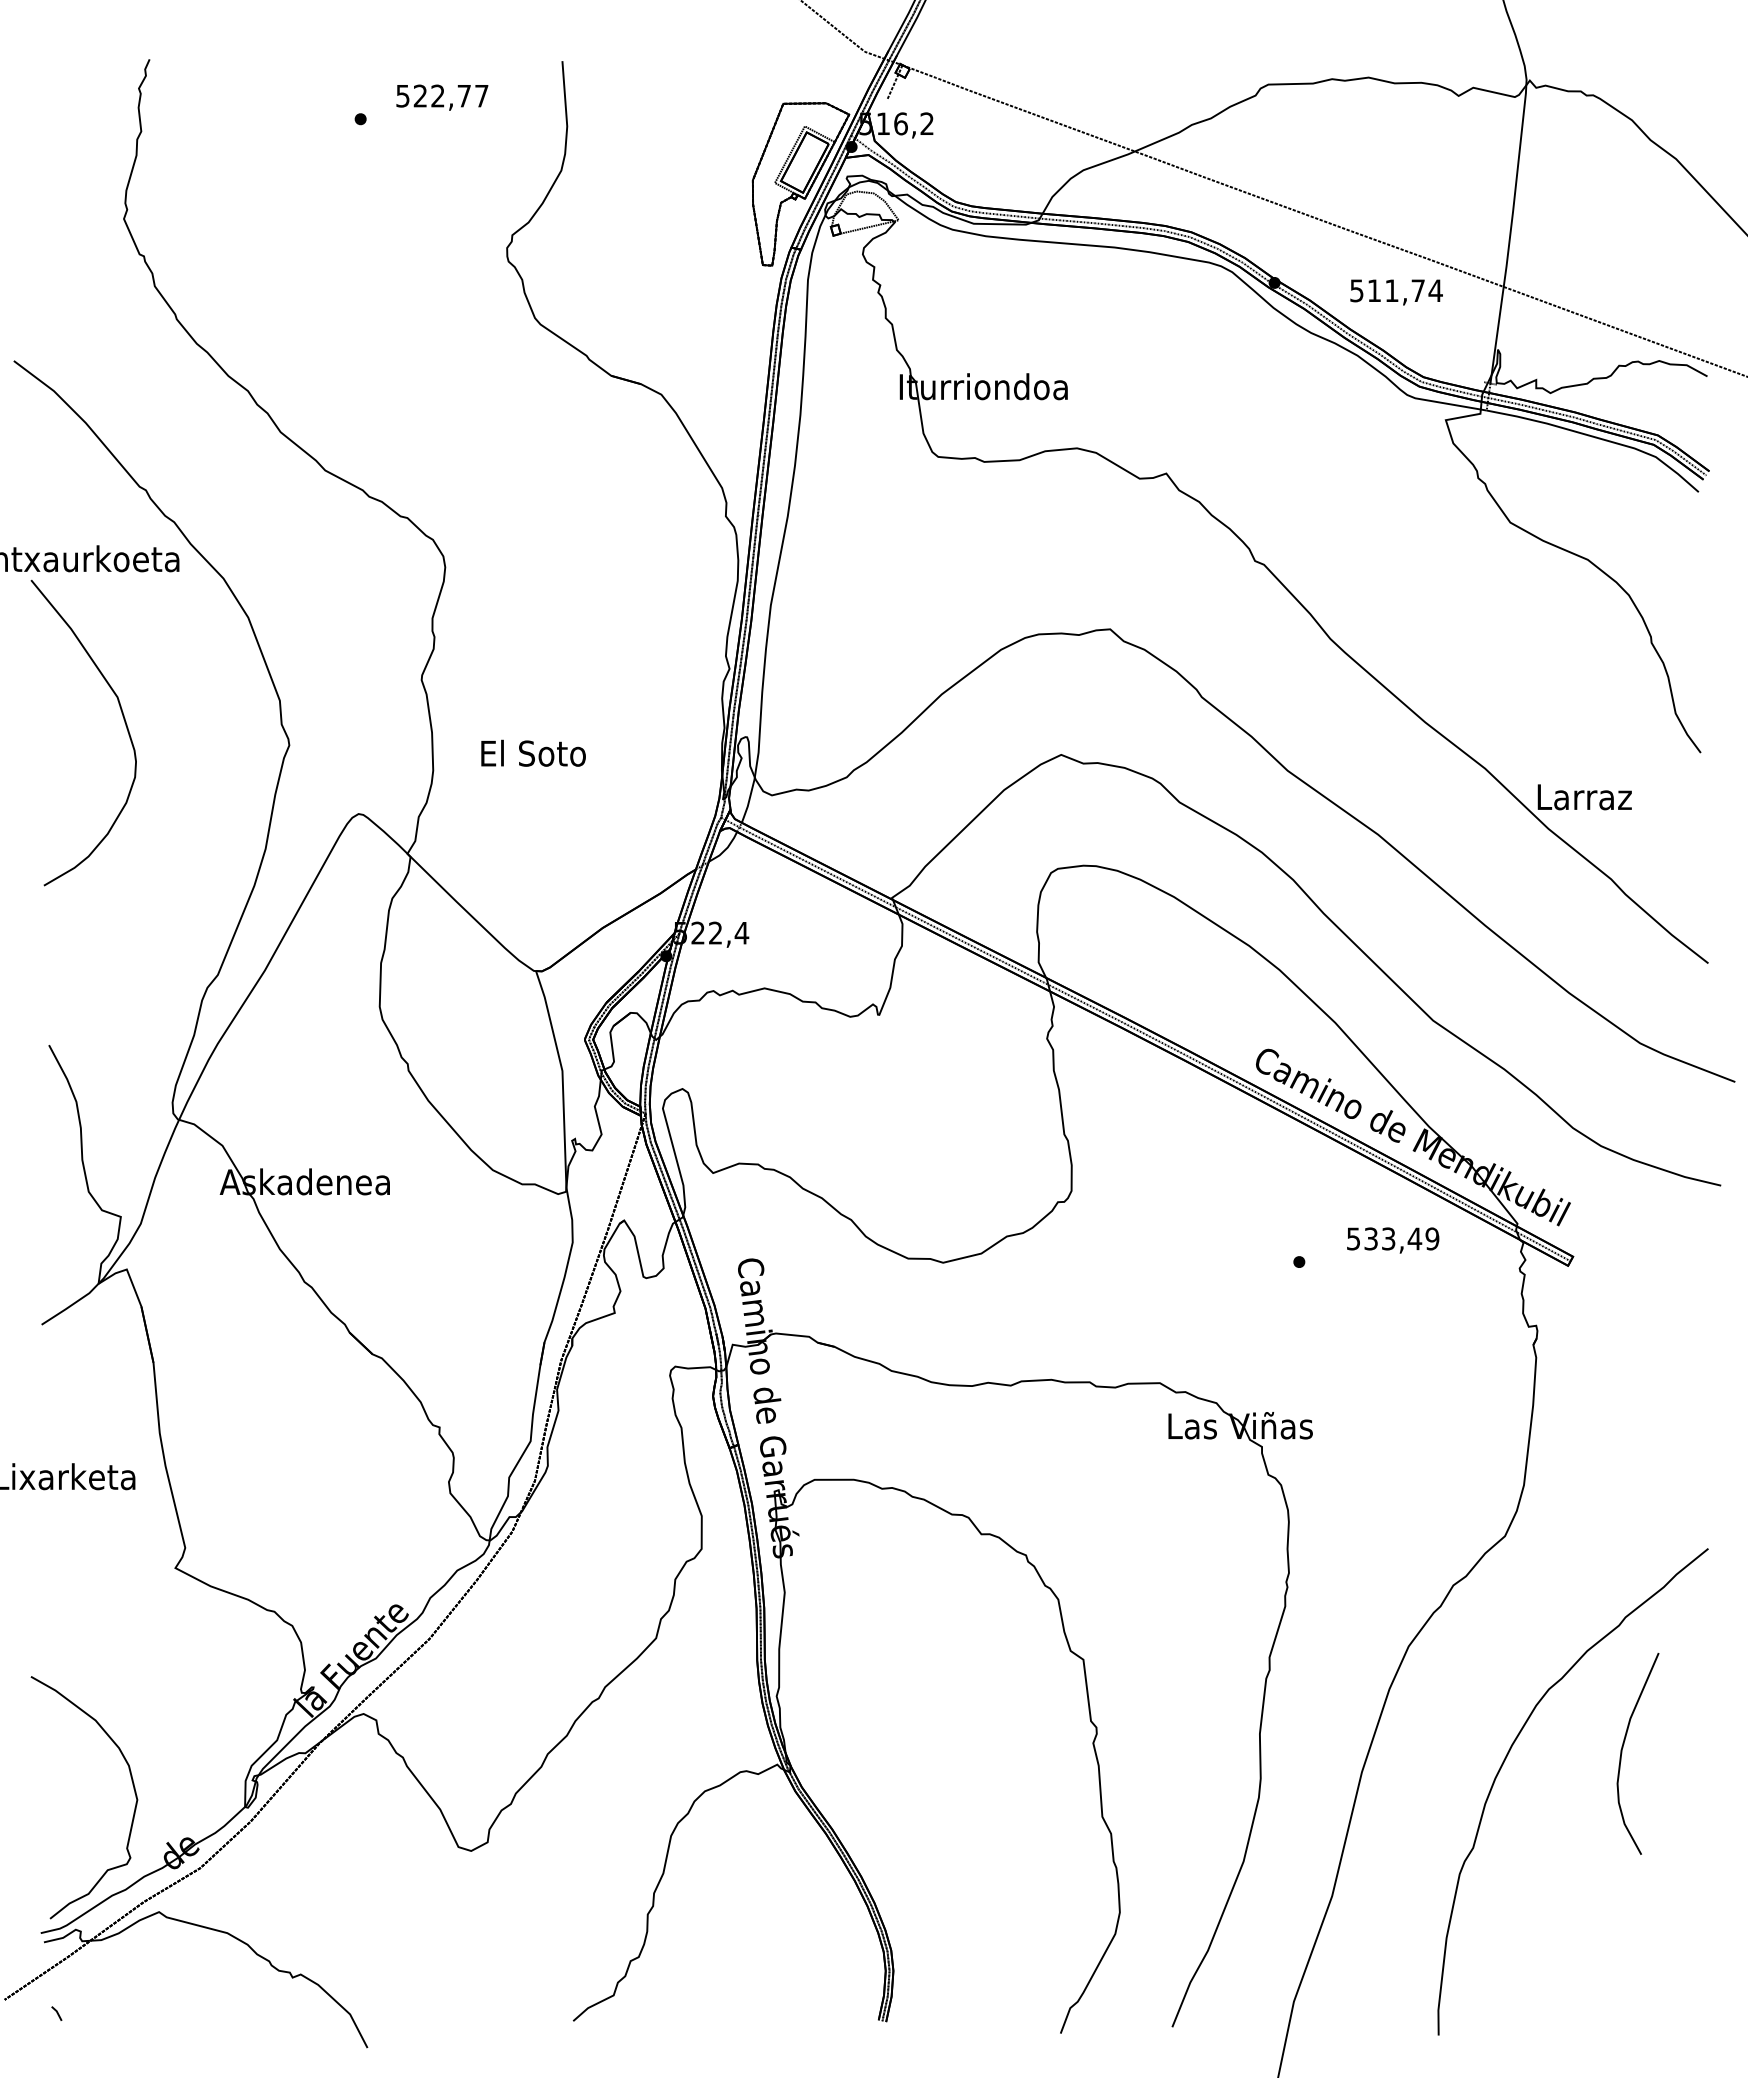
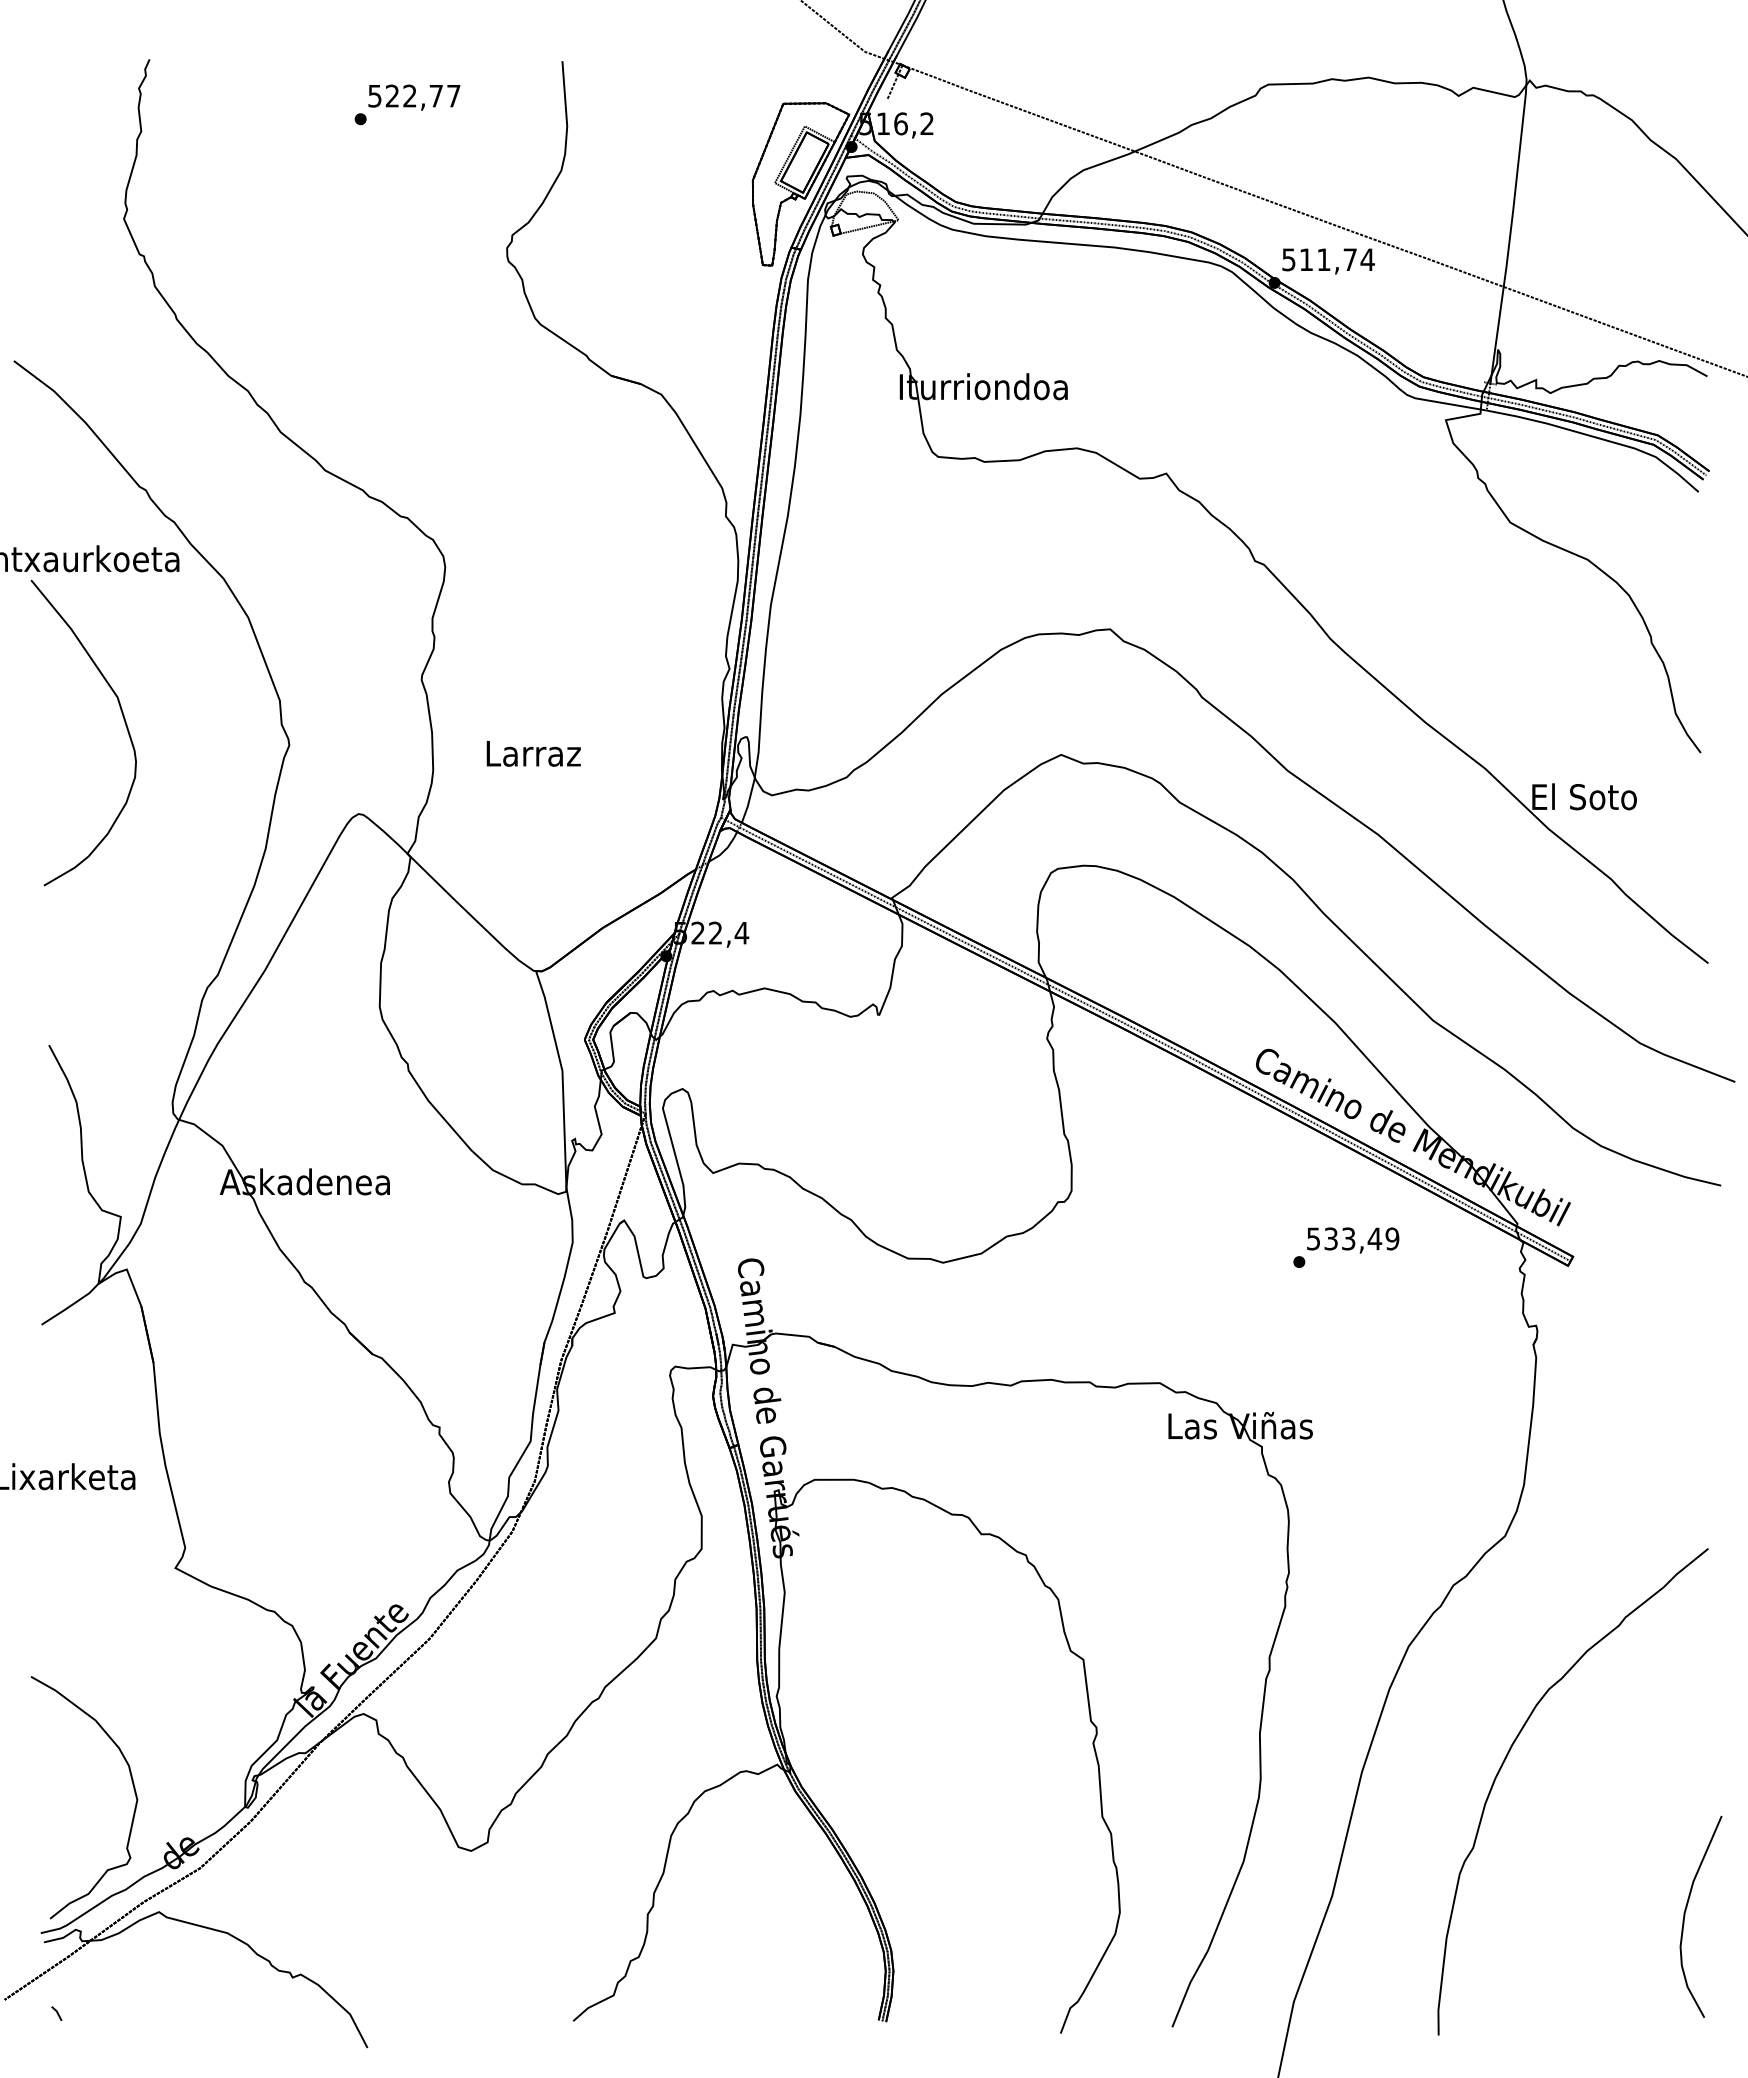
text position: (442, 97) -> (414, 97) (414, 97)
text position: (1396, 292) -> (1328, 261) (1328, 261)
text: El Soto -> Larraz (533, 752)
text: Larraz -> El Soto (1584, 796)
text position: (1393, 1240) -> (1353, 1240) (1353, 1240)
part position: (1622, 1753) -> (1685, 1916) (1685, 1916)
